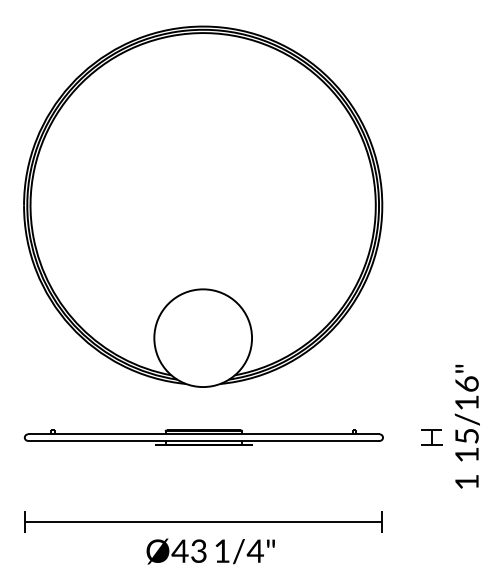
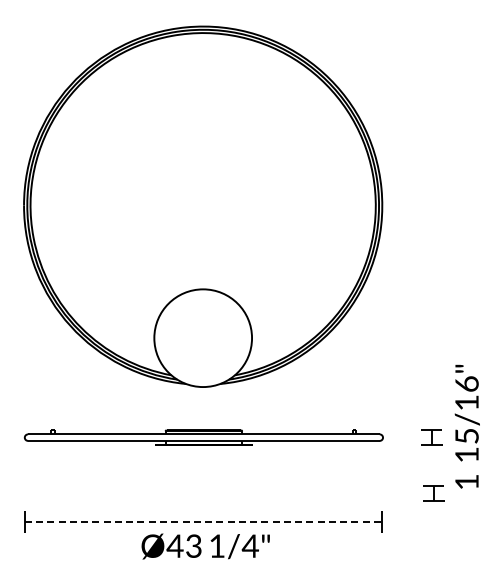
part: none -> present (433, 493)
line: solid -> dashed (203, 521)
text position: (210, 551) -> (205, 546) (205, 546)
